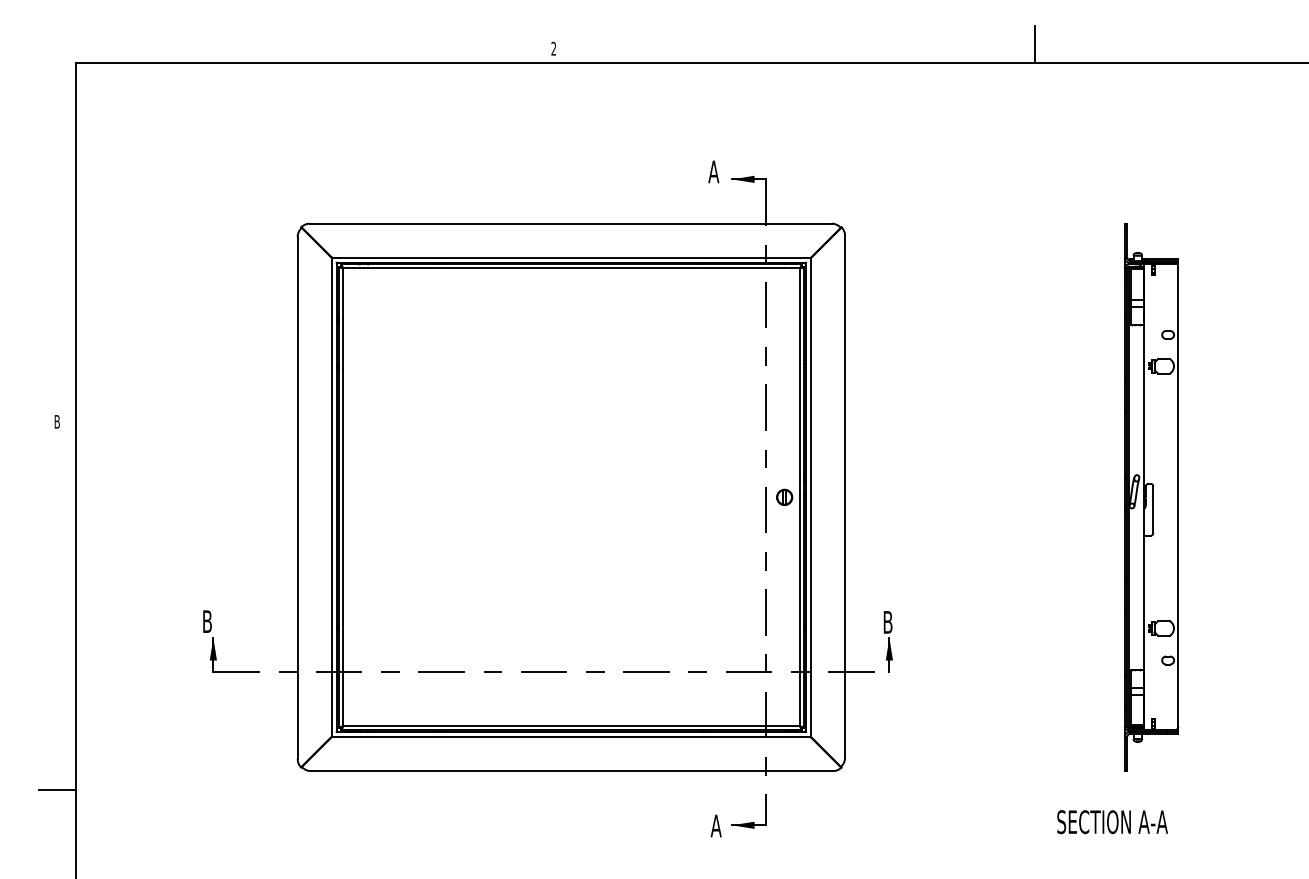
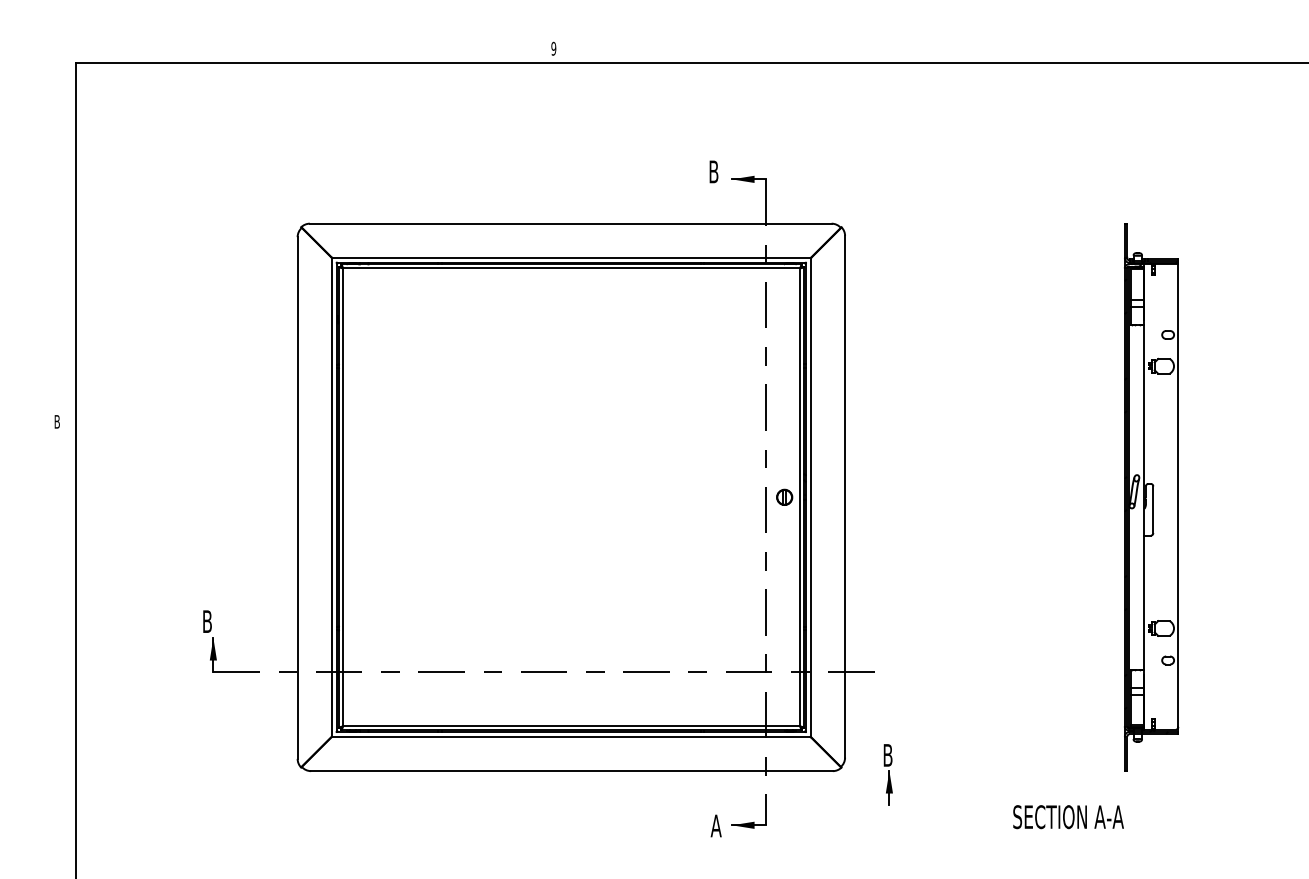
line: present -> none (1035, 44)
text: 2 -> 9 (553, 48)
text: A -> B (713, 171)
part position: (887, 641) -> (887, 774) (887, 774)
line: present -> none (57, 789)
text position: (1112, 822) -> (1068, 817) (1068, 817)
